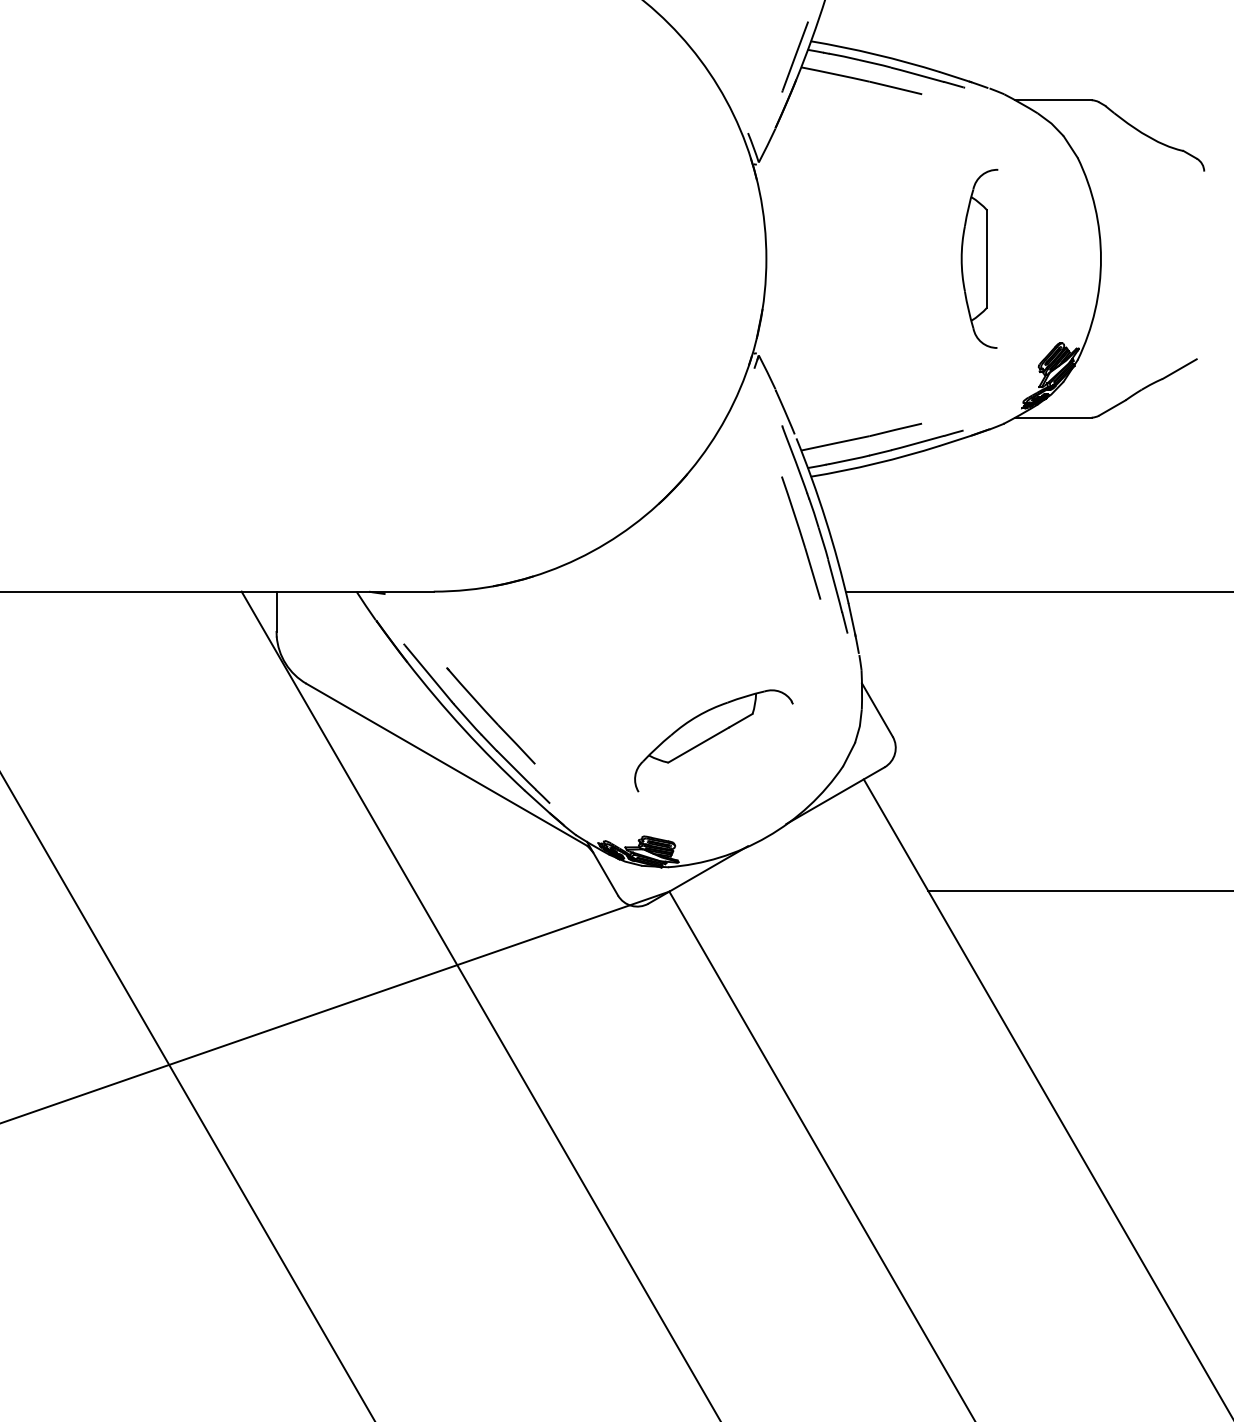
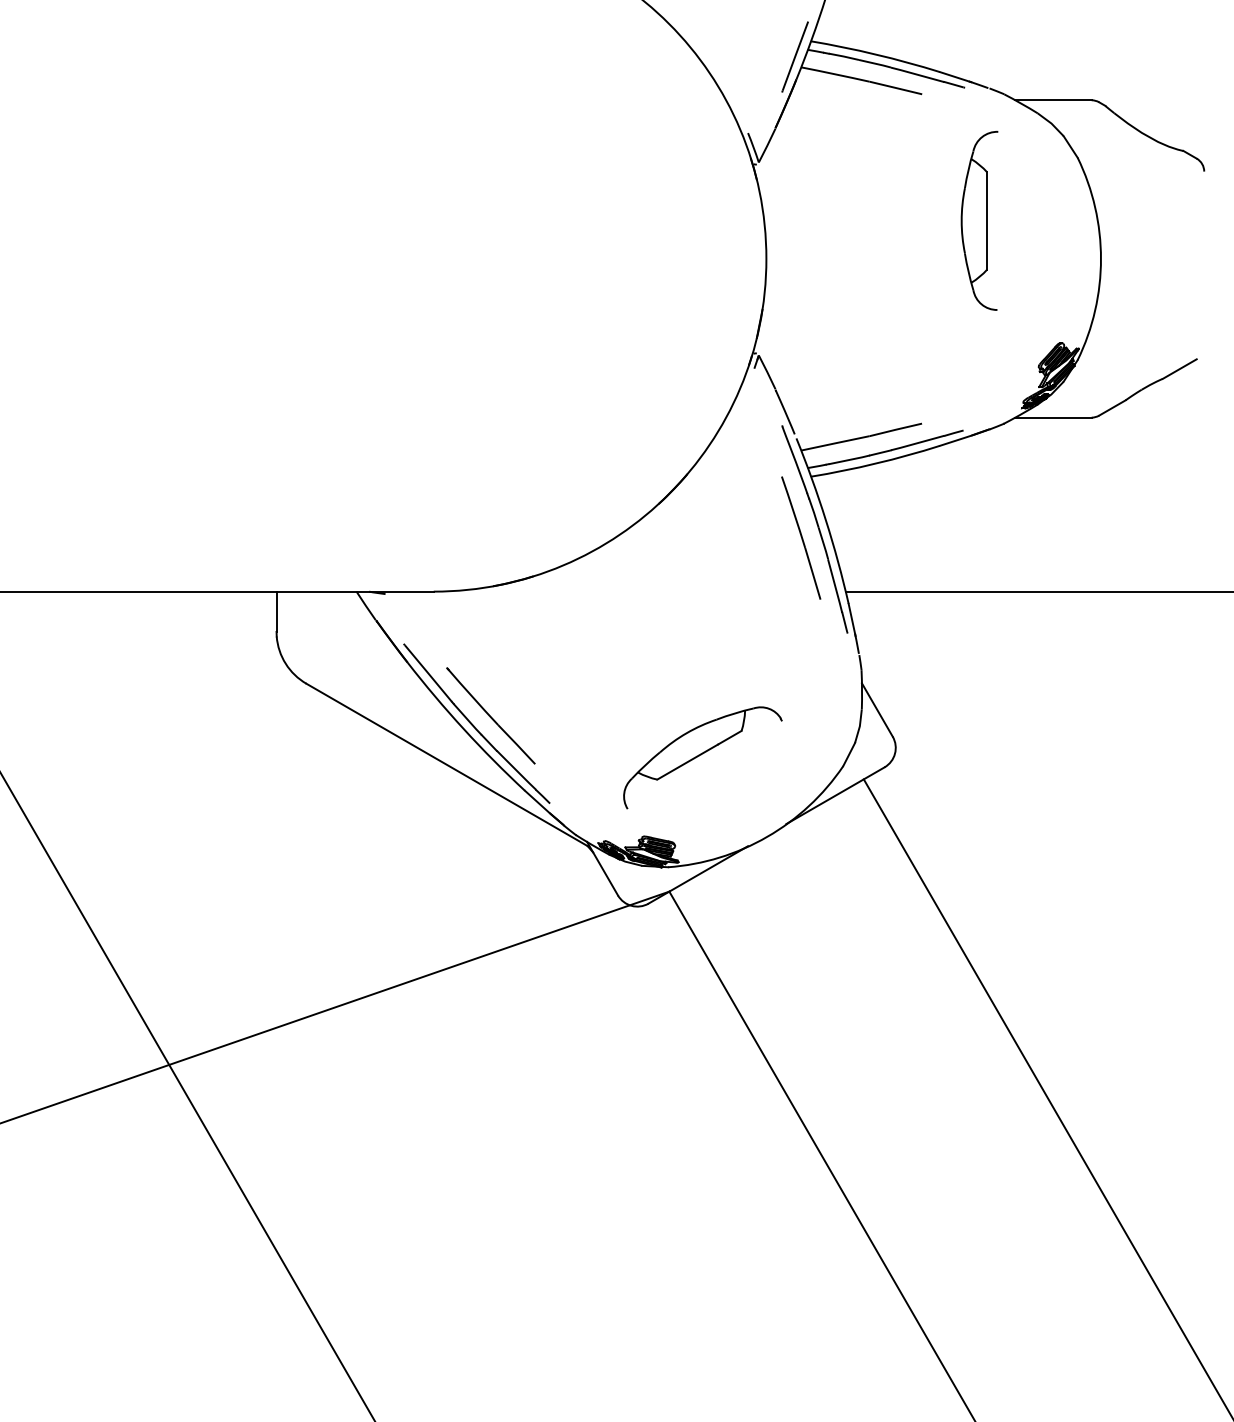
part position: (979, 258) -> (979, 220) (979, 220)
part position: (713, 740) -> (702, 757) (702, 757)
line: present -> none (1079, 891)
line: present -> none (480, 1004)
